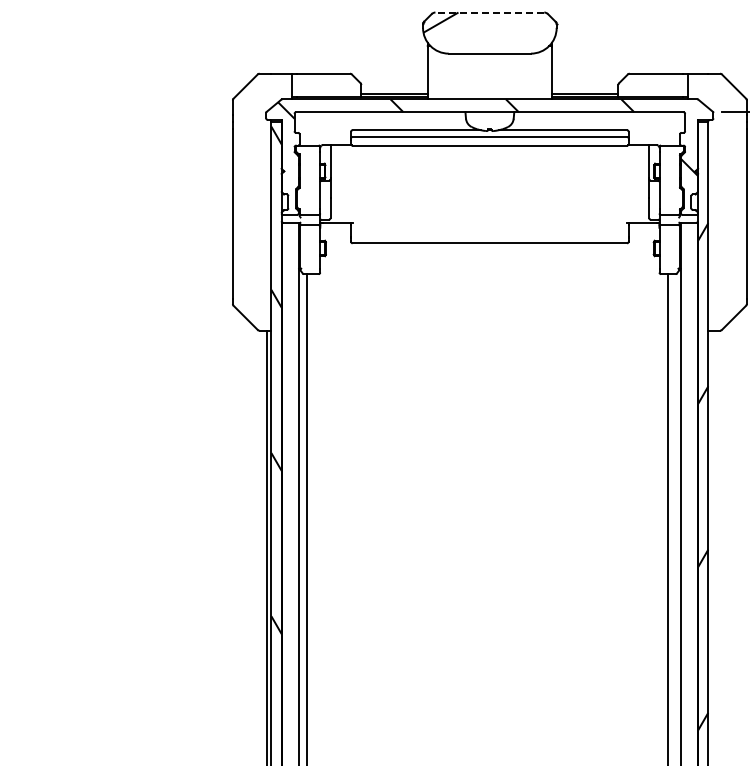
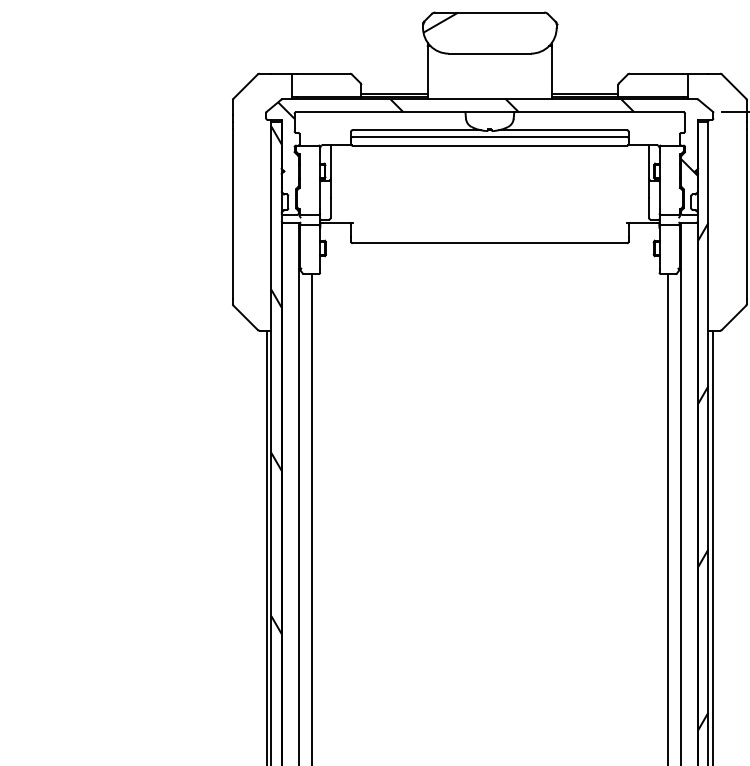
line: dashed -> solid (489, 12)
line position: (307, 518) -> (312, 518) (312, 518)
line: none -> present (712, 546)
